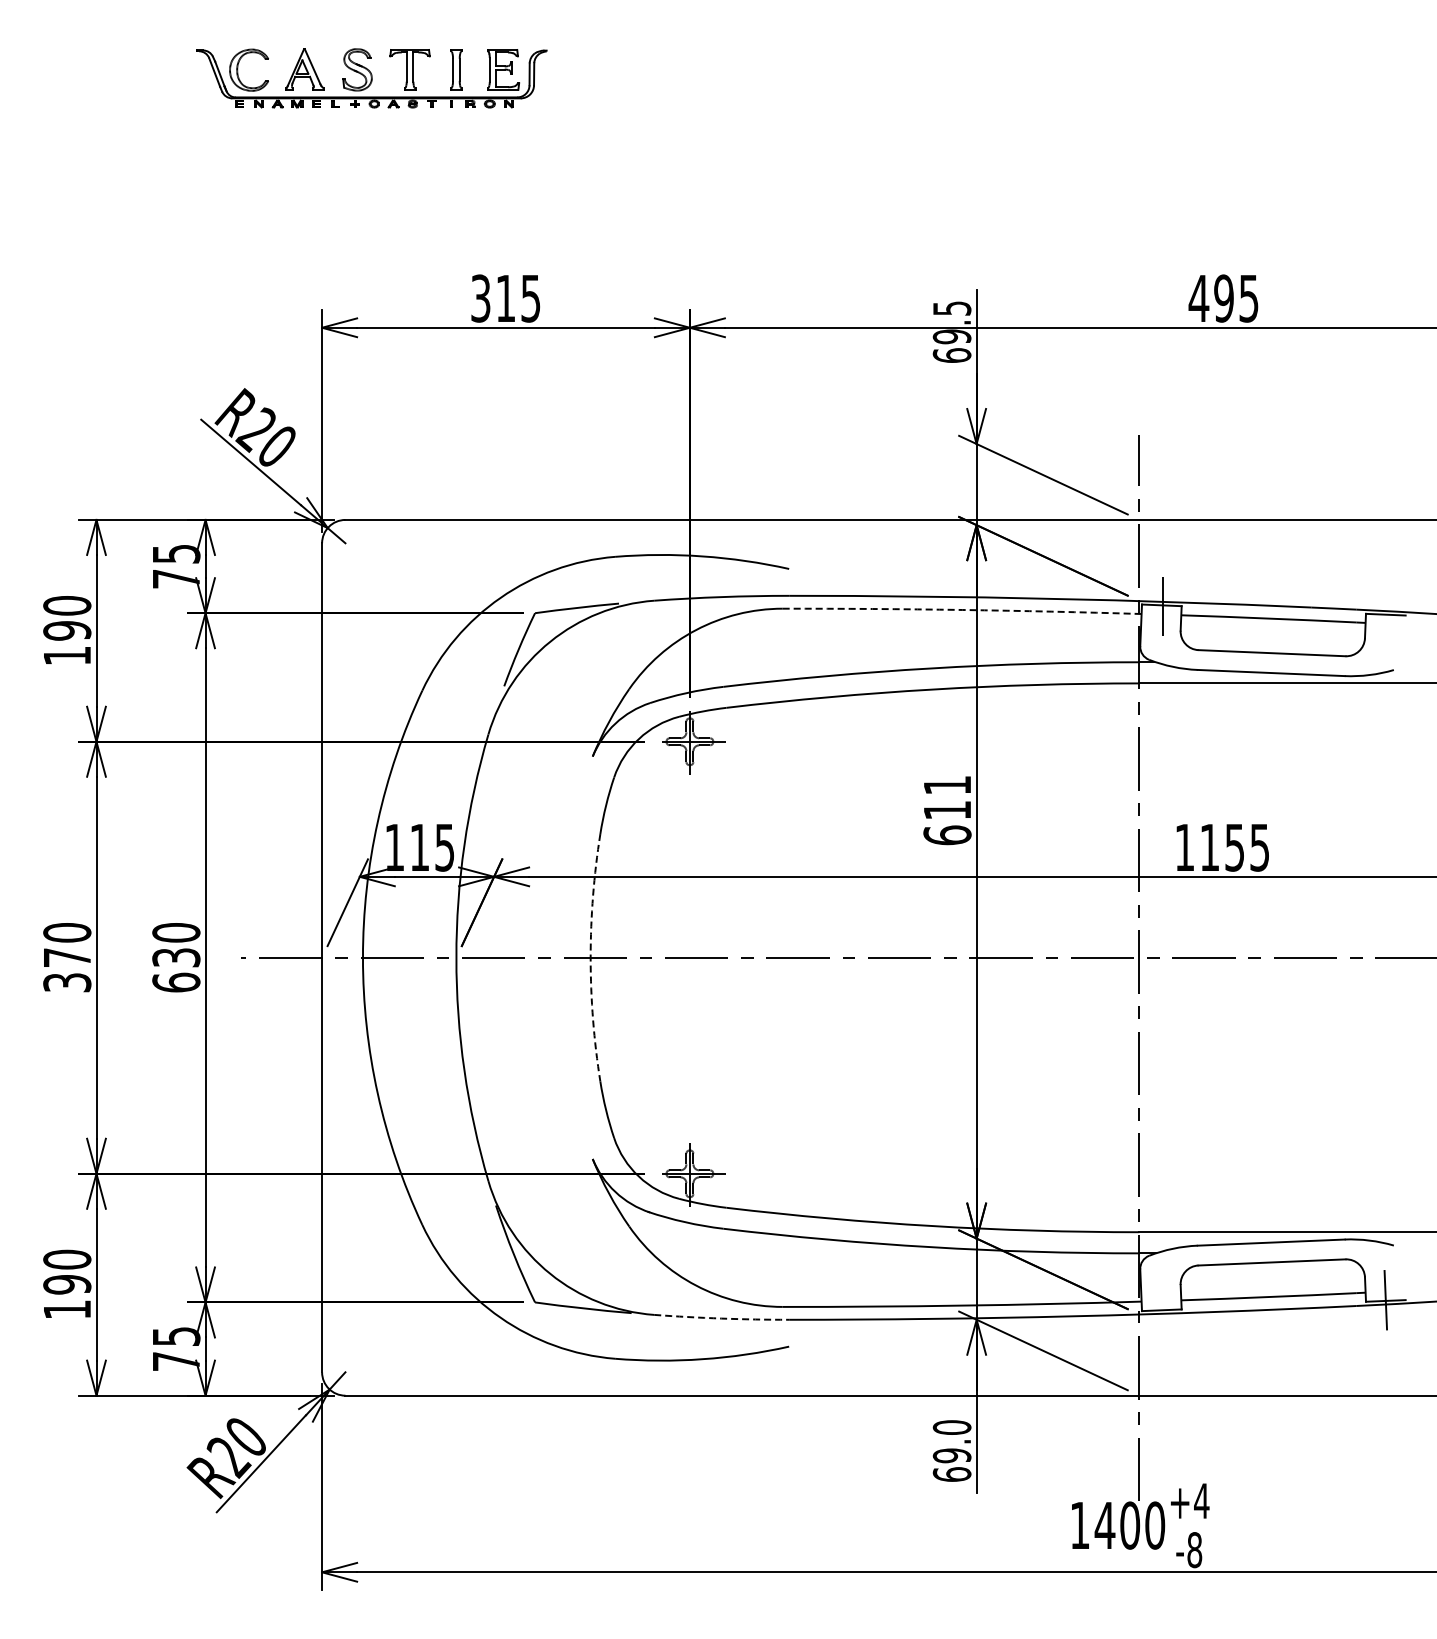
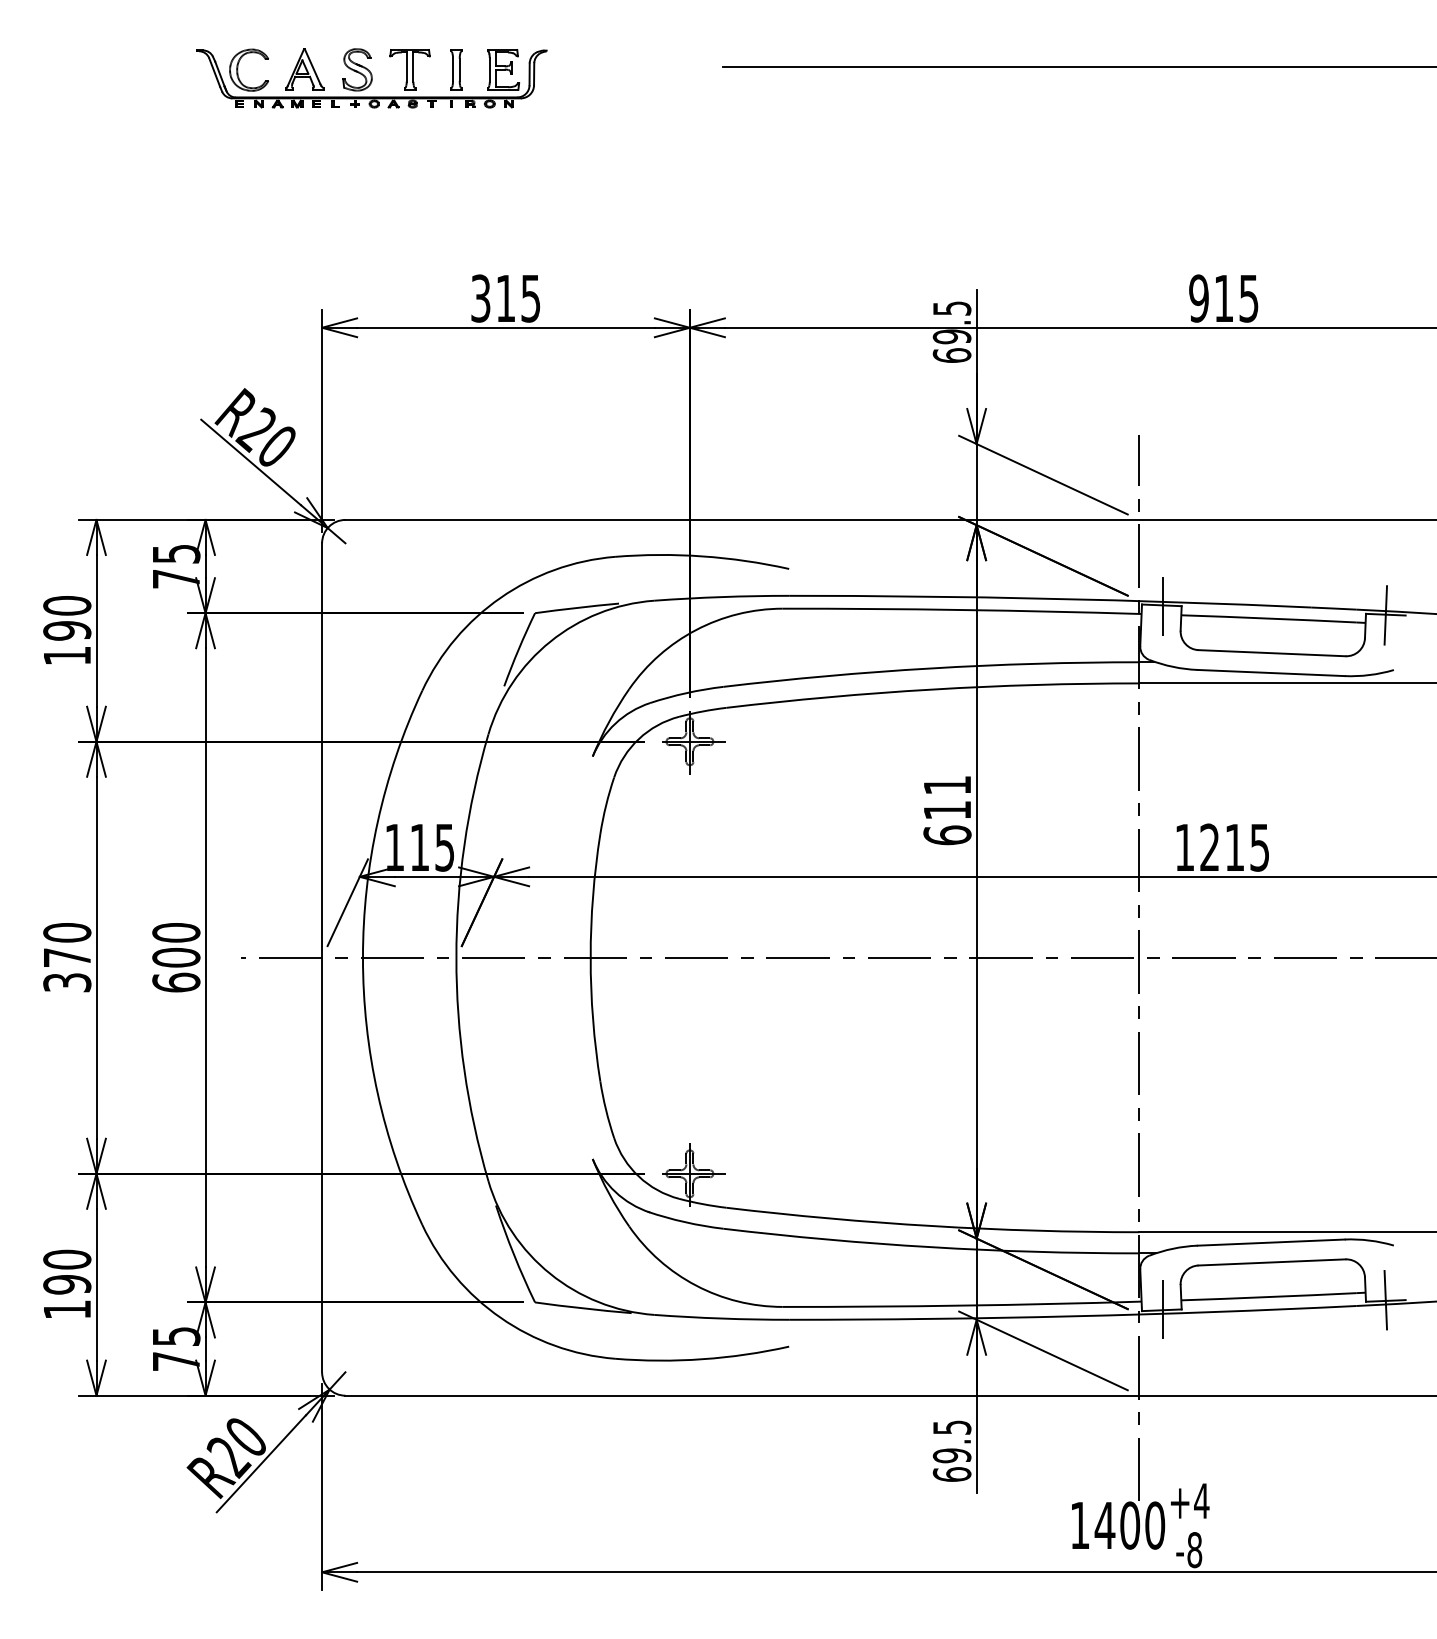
line: none -> present (1077, 66)
text: 495 -> 915 (1210, 298)
arc: dashed -> solid (962, 609)
line: none -> present (1385, 615)
text: 1155 -> 1215 (1221, 847)
text: 630 -> 600 (176, 957)
arc: dashed -> solid (590, 957)
line: none -> present (1162, 1309)
arc: dashed -> solid (721, 1318)
text: 69.0 -> 69.5 (951, 1427)
